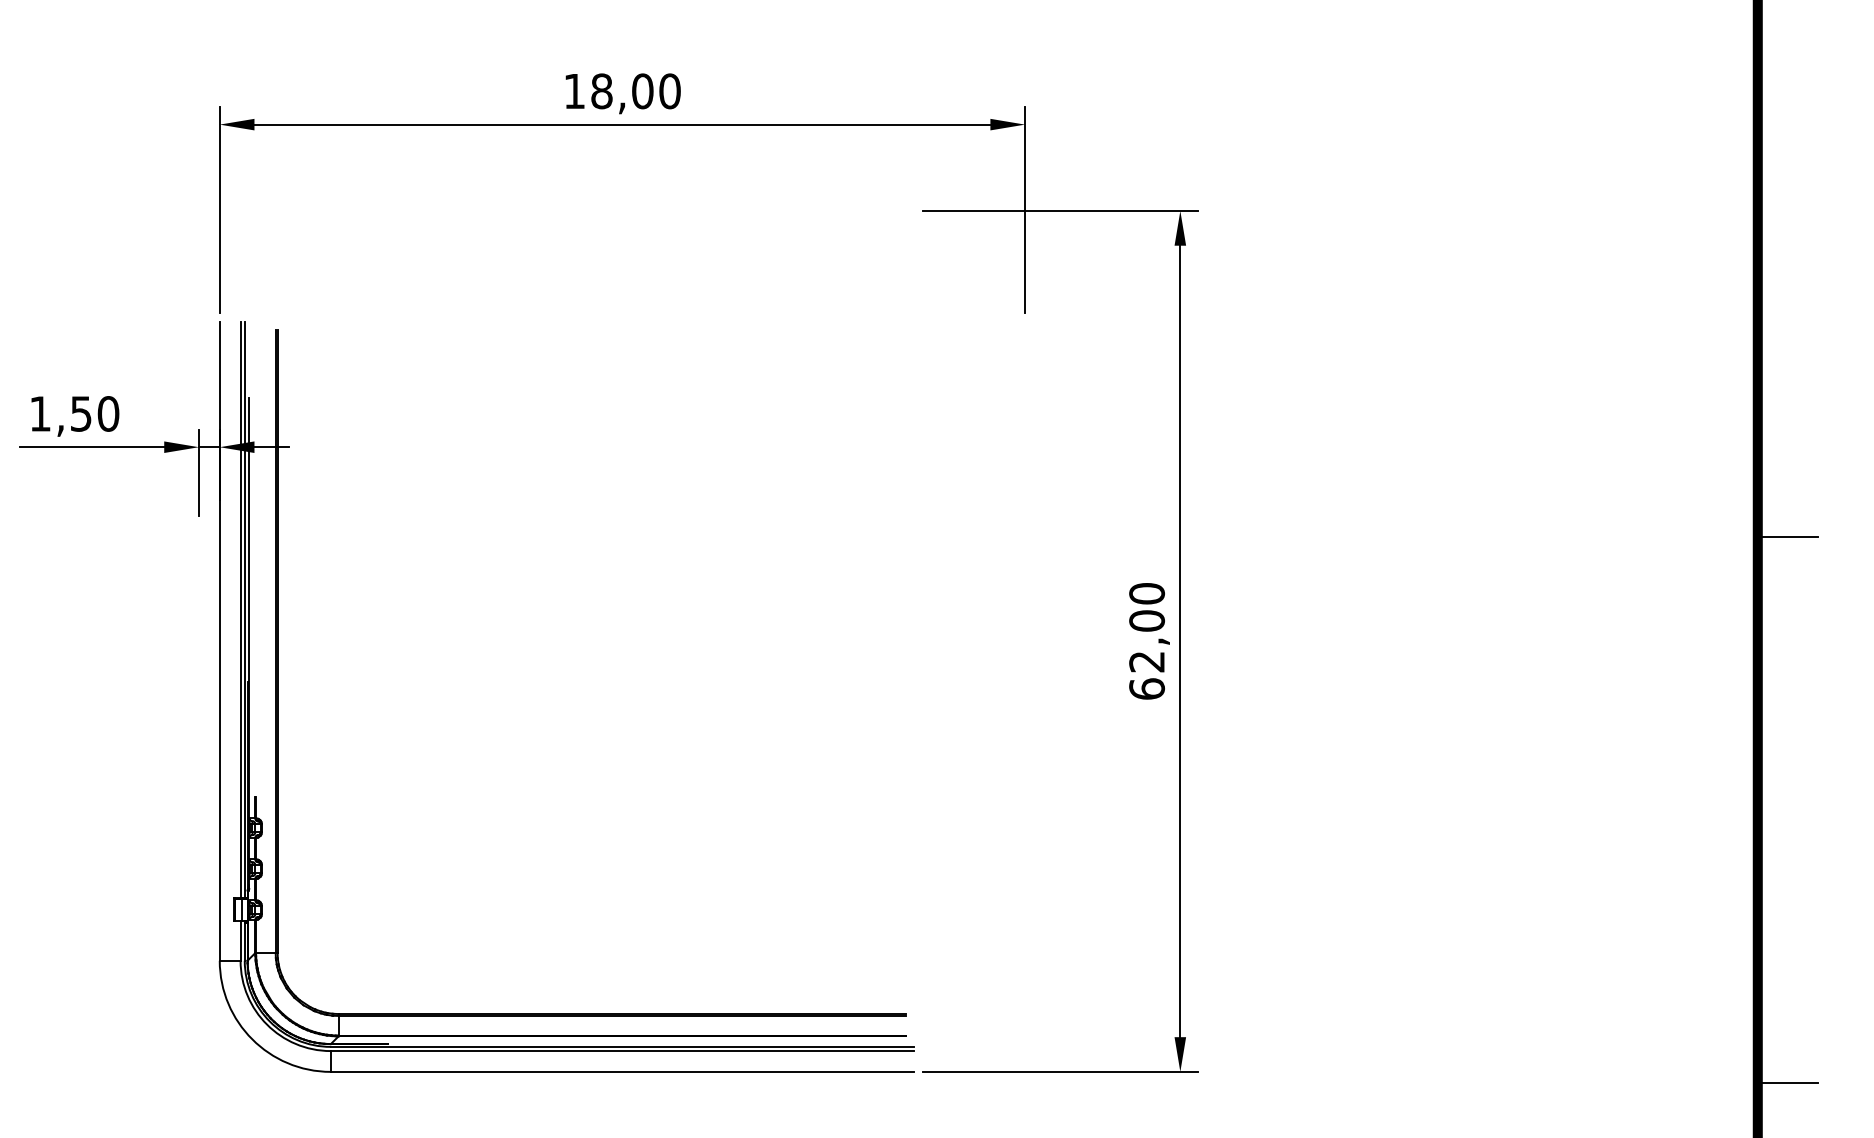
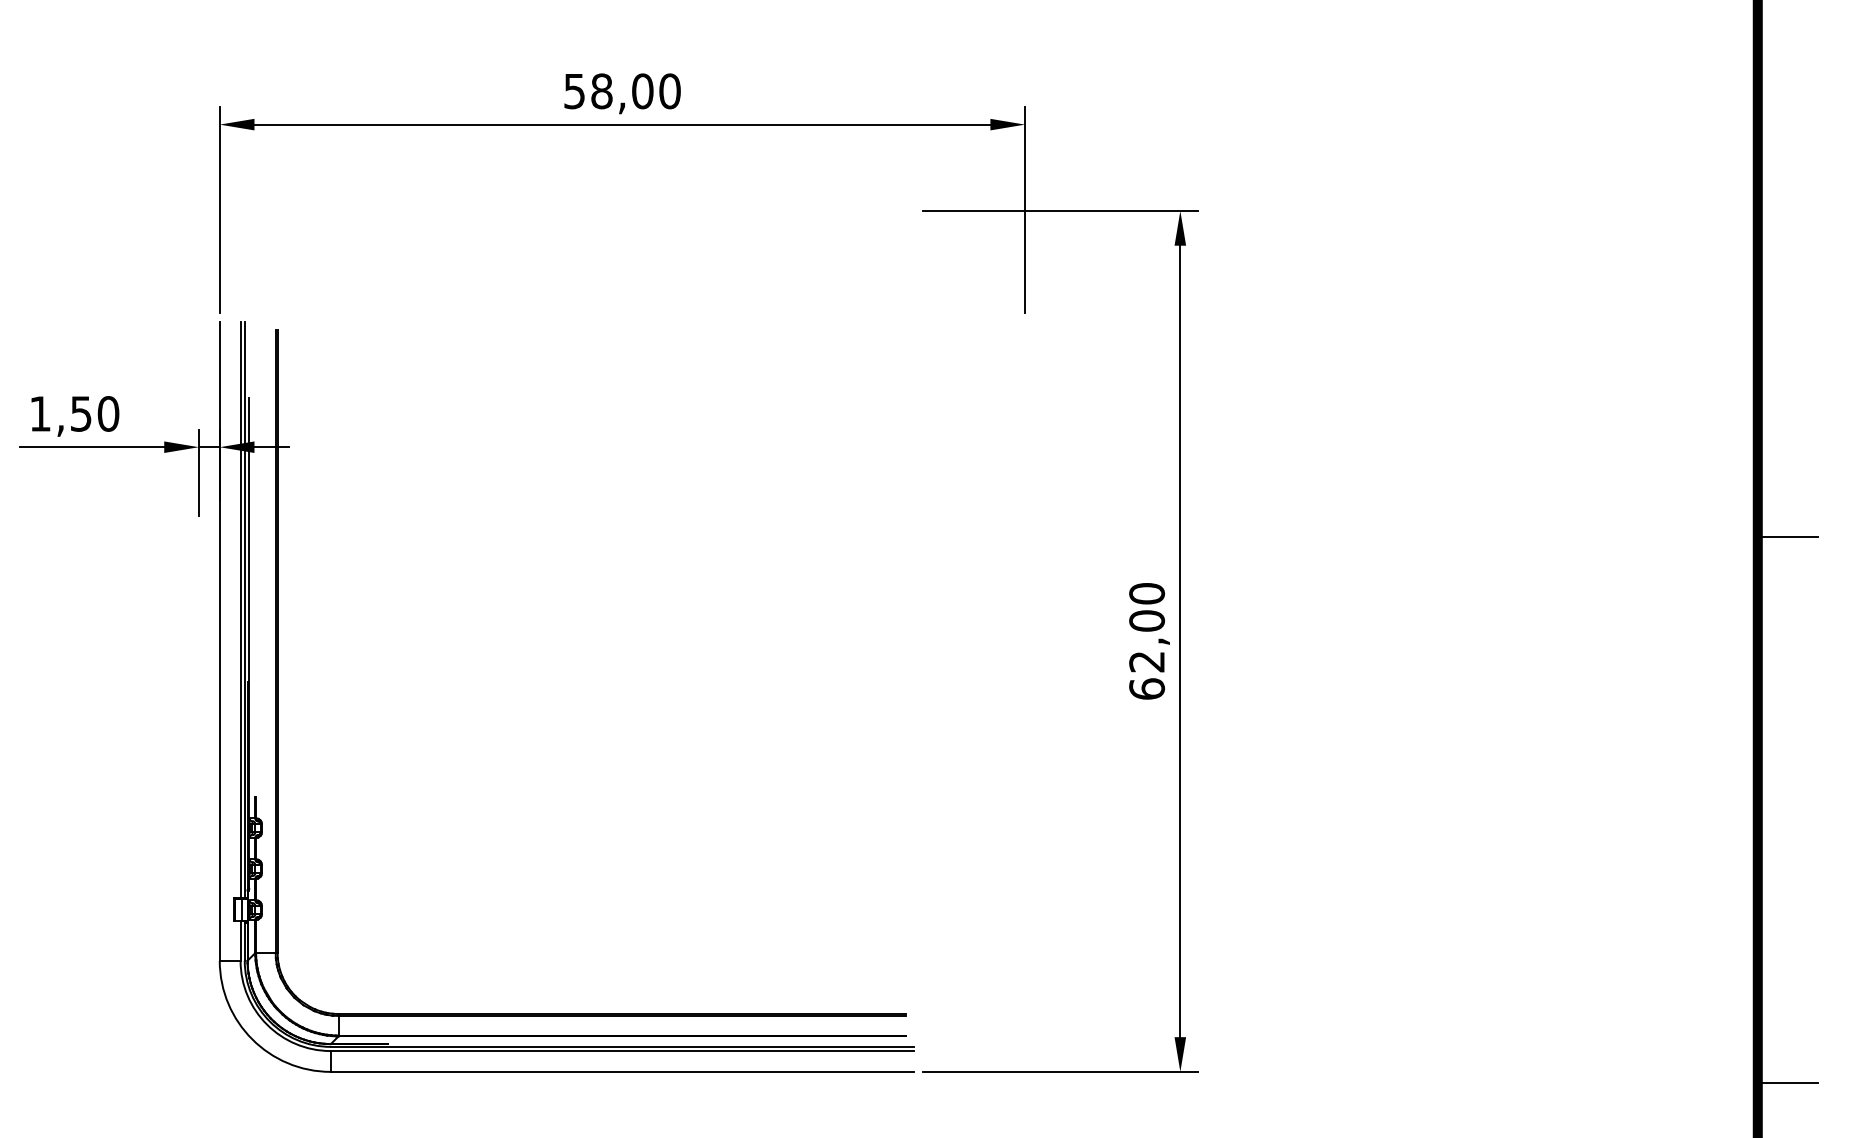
text: 18,00 -> 58,00 (574, 91)
